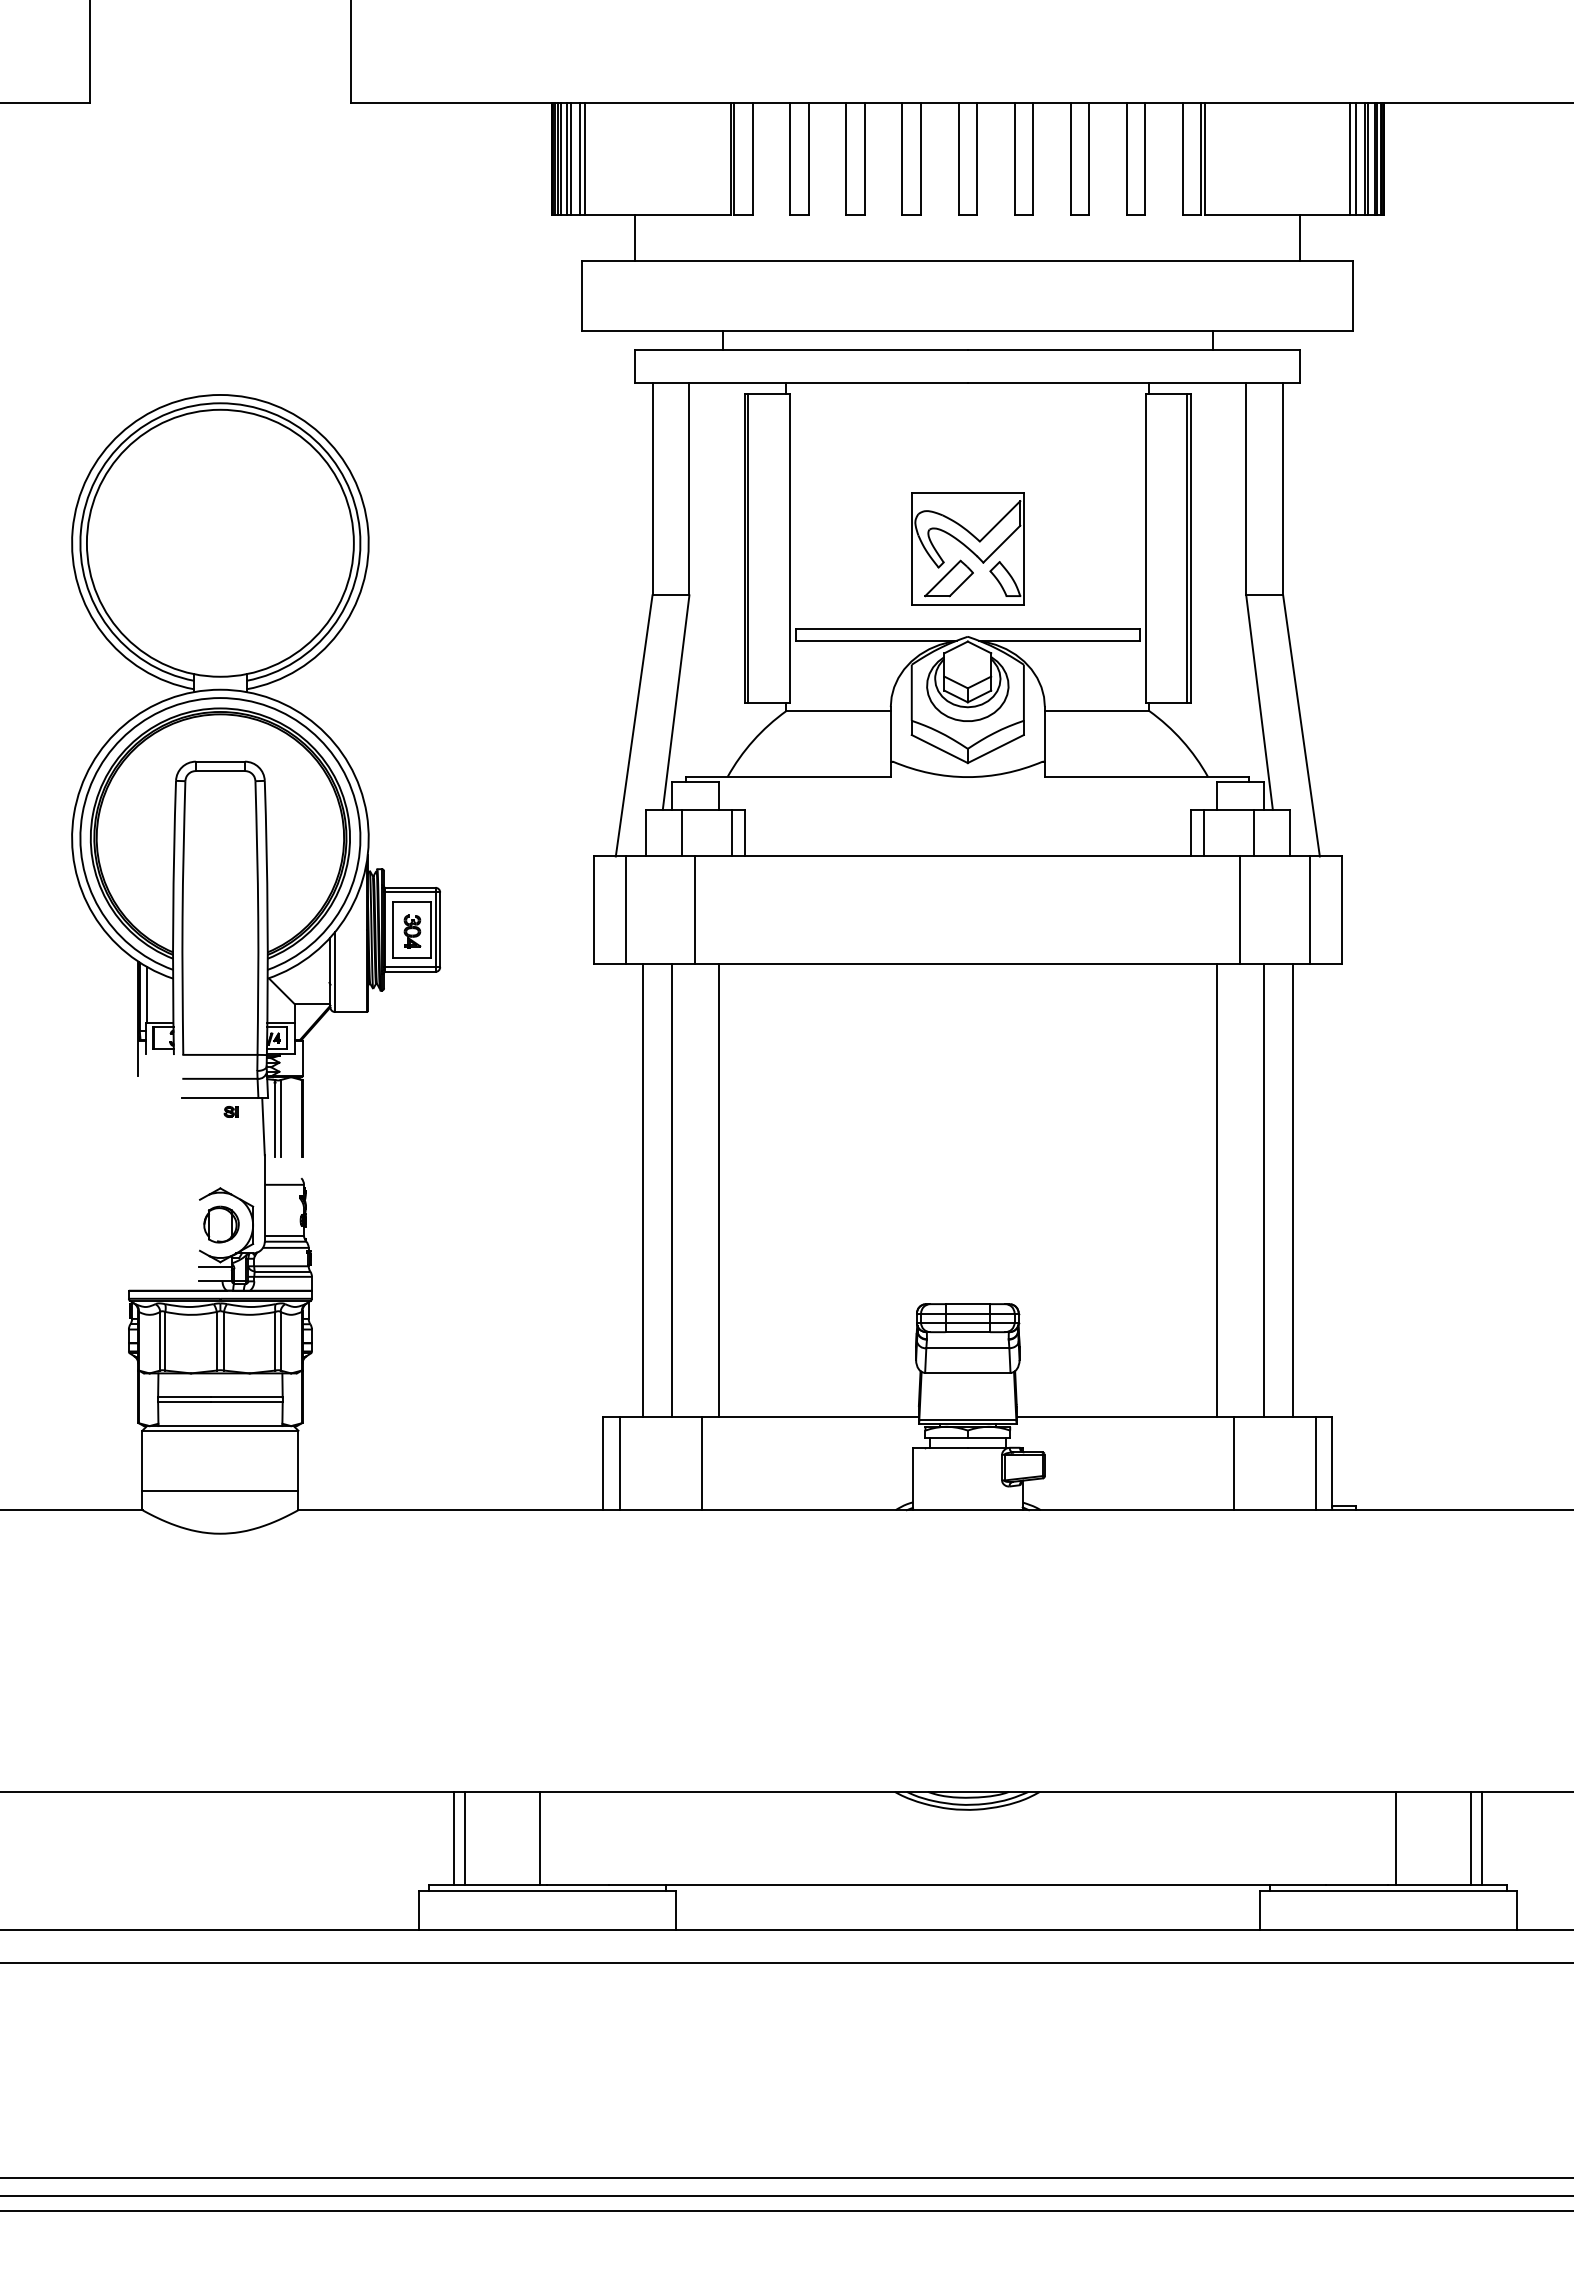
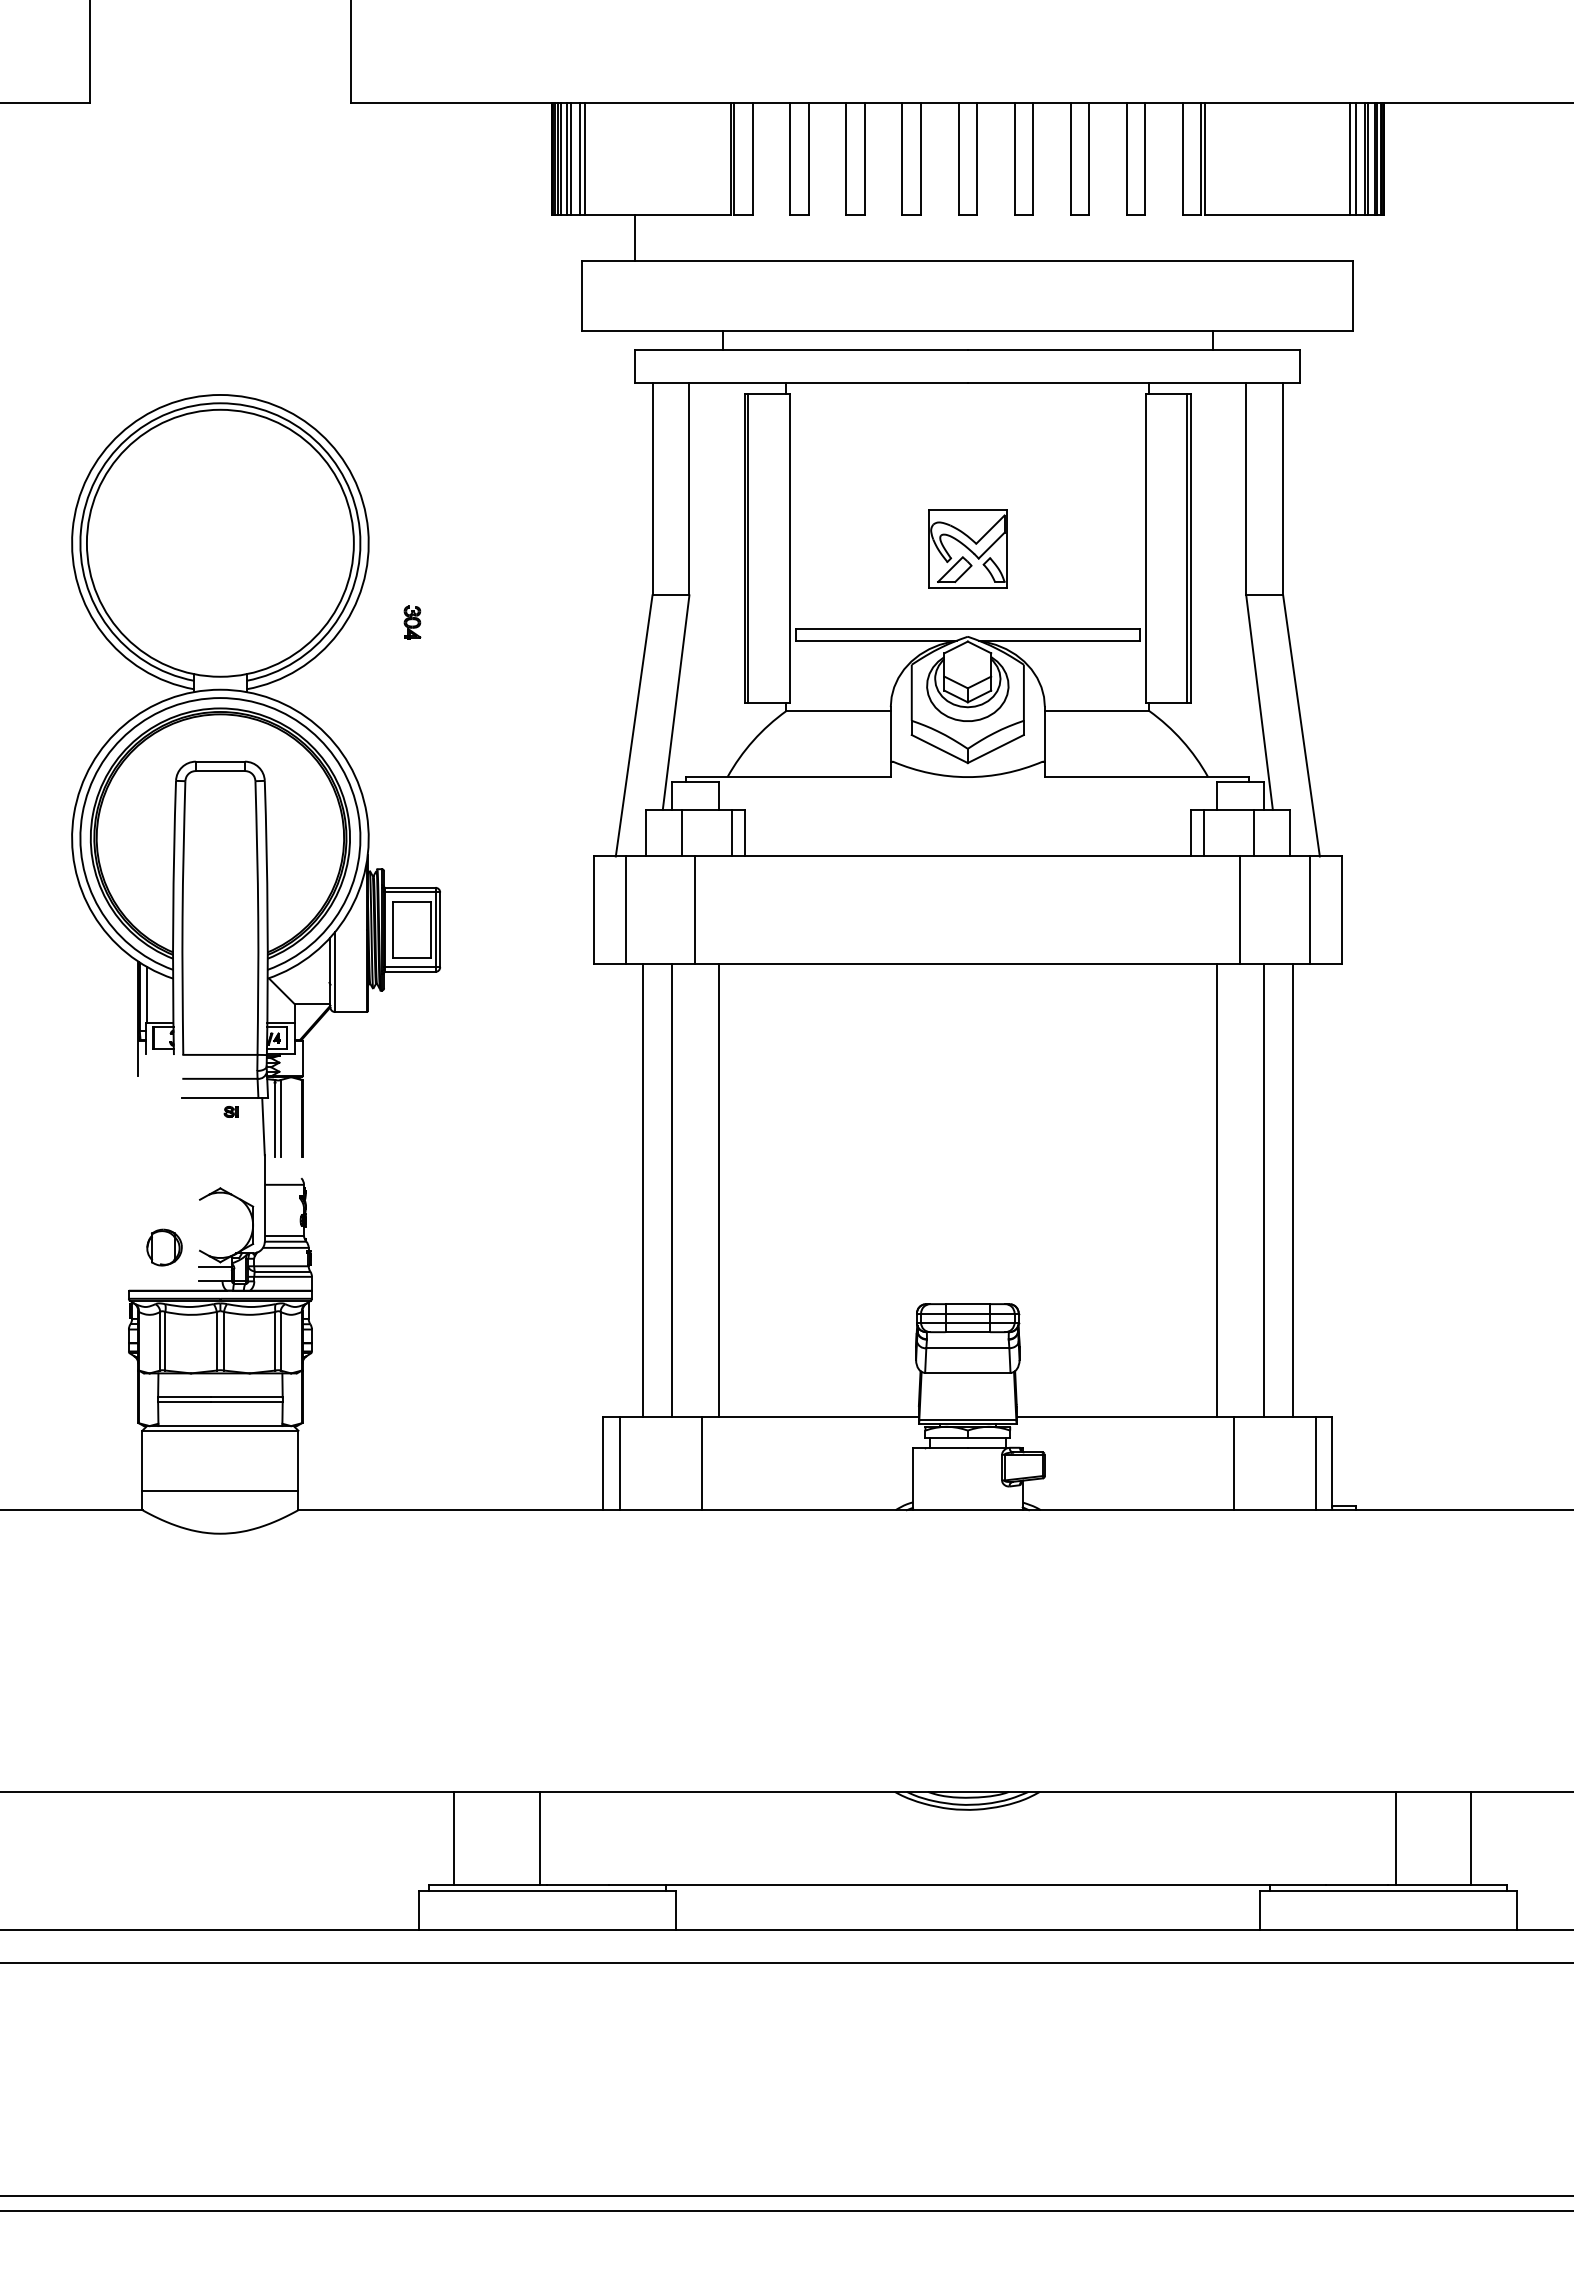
line: present -> none (1300, 237)
part size: 114x114 px -> 80x80 px (967, 548)
part position: (412, 931) -> (412, 622) (412, 622)
part position: (221, 1224) -> (164, 1247) (164, 1247)
line: present -> none (465, 1837)
line: present -> none (1481, 1837)
line: present -> none (786, 2177)
